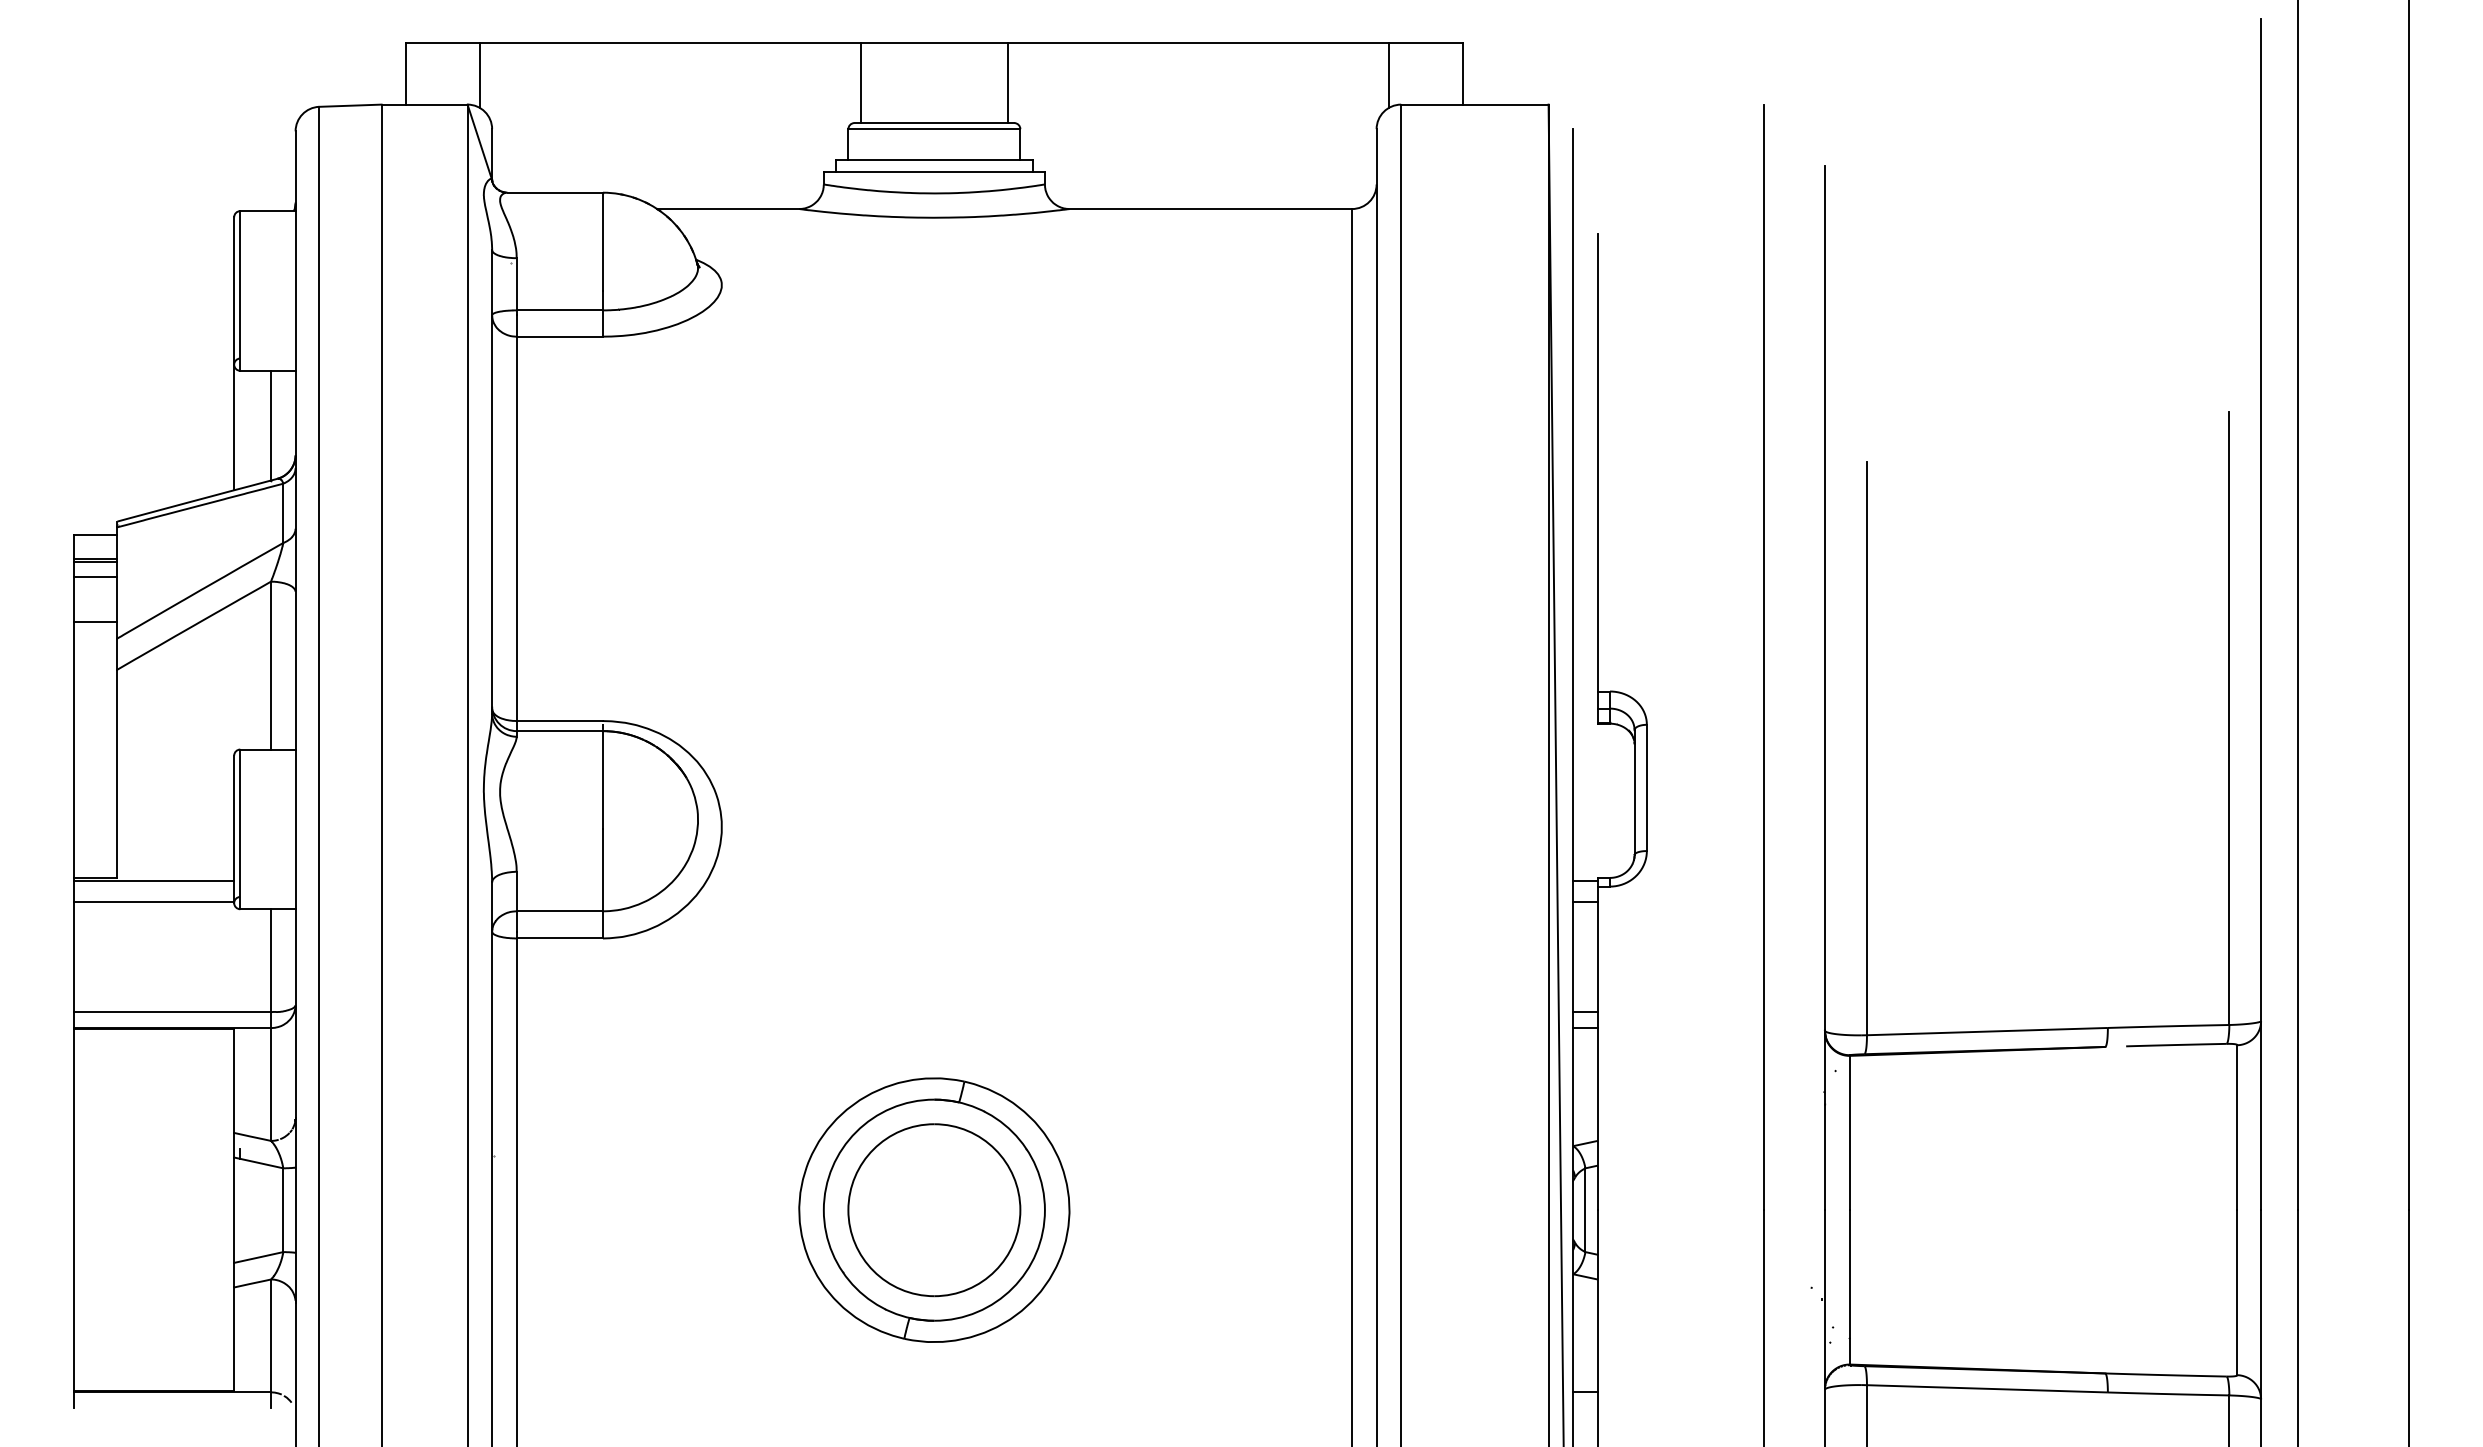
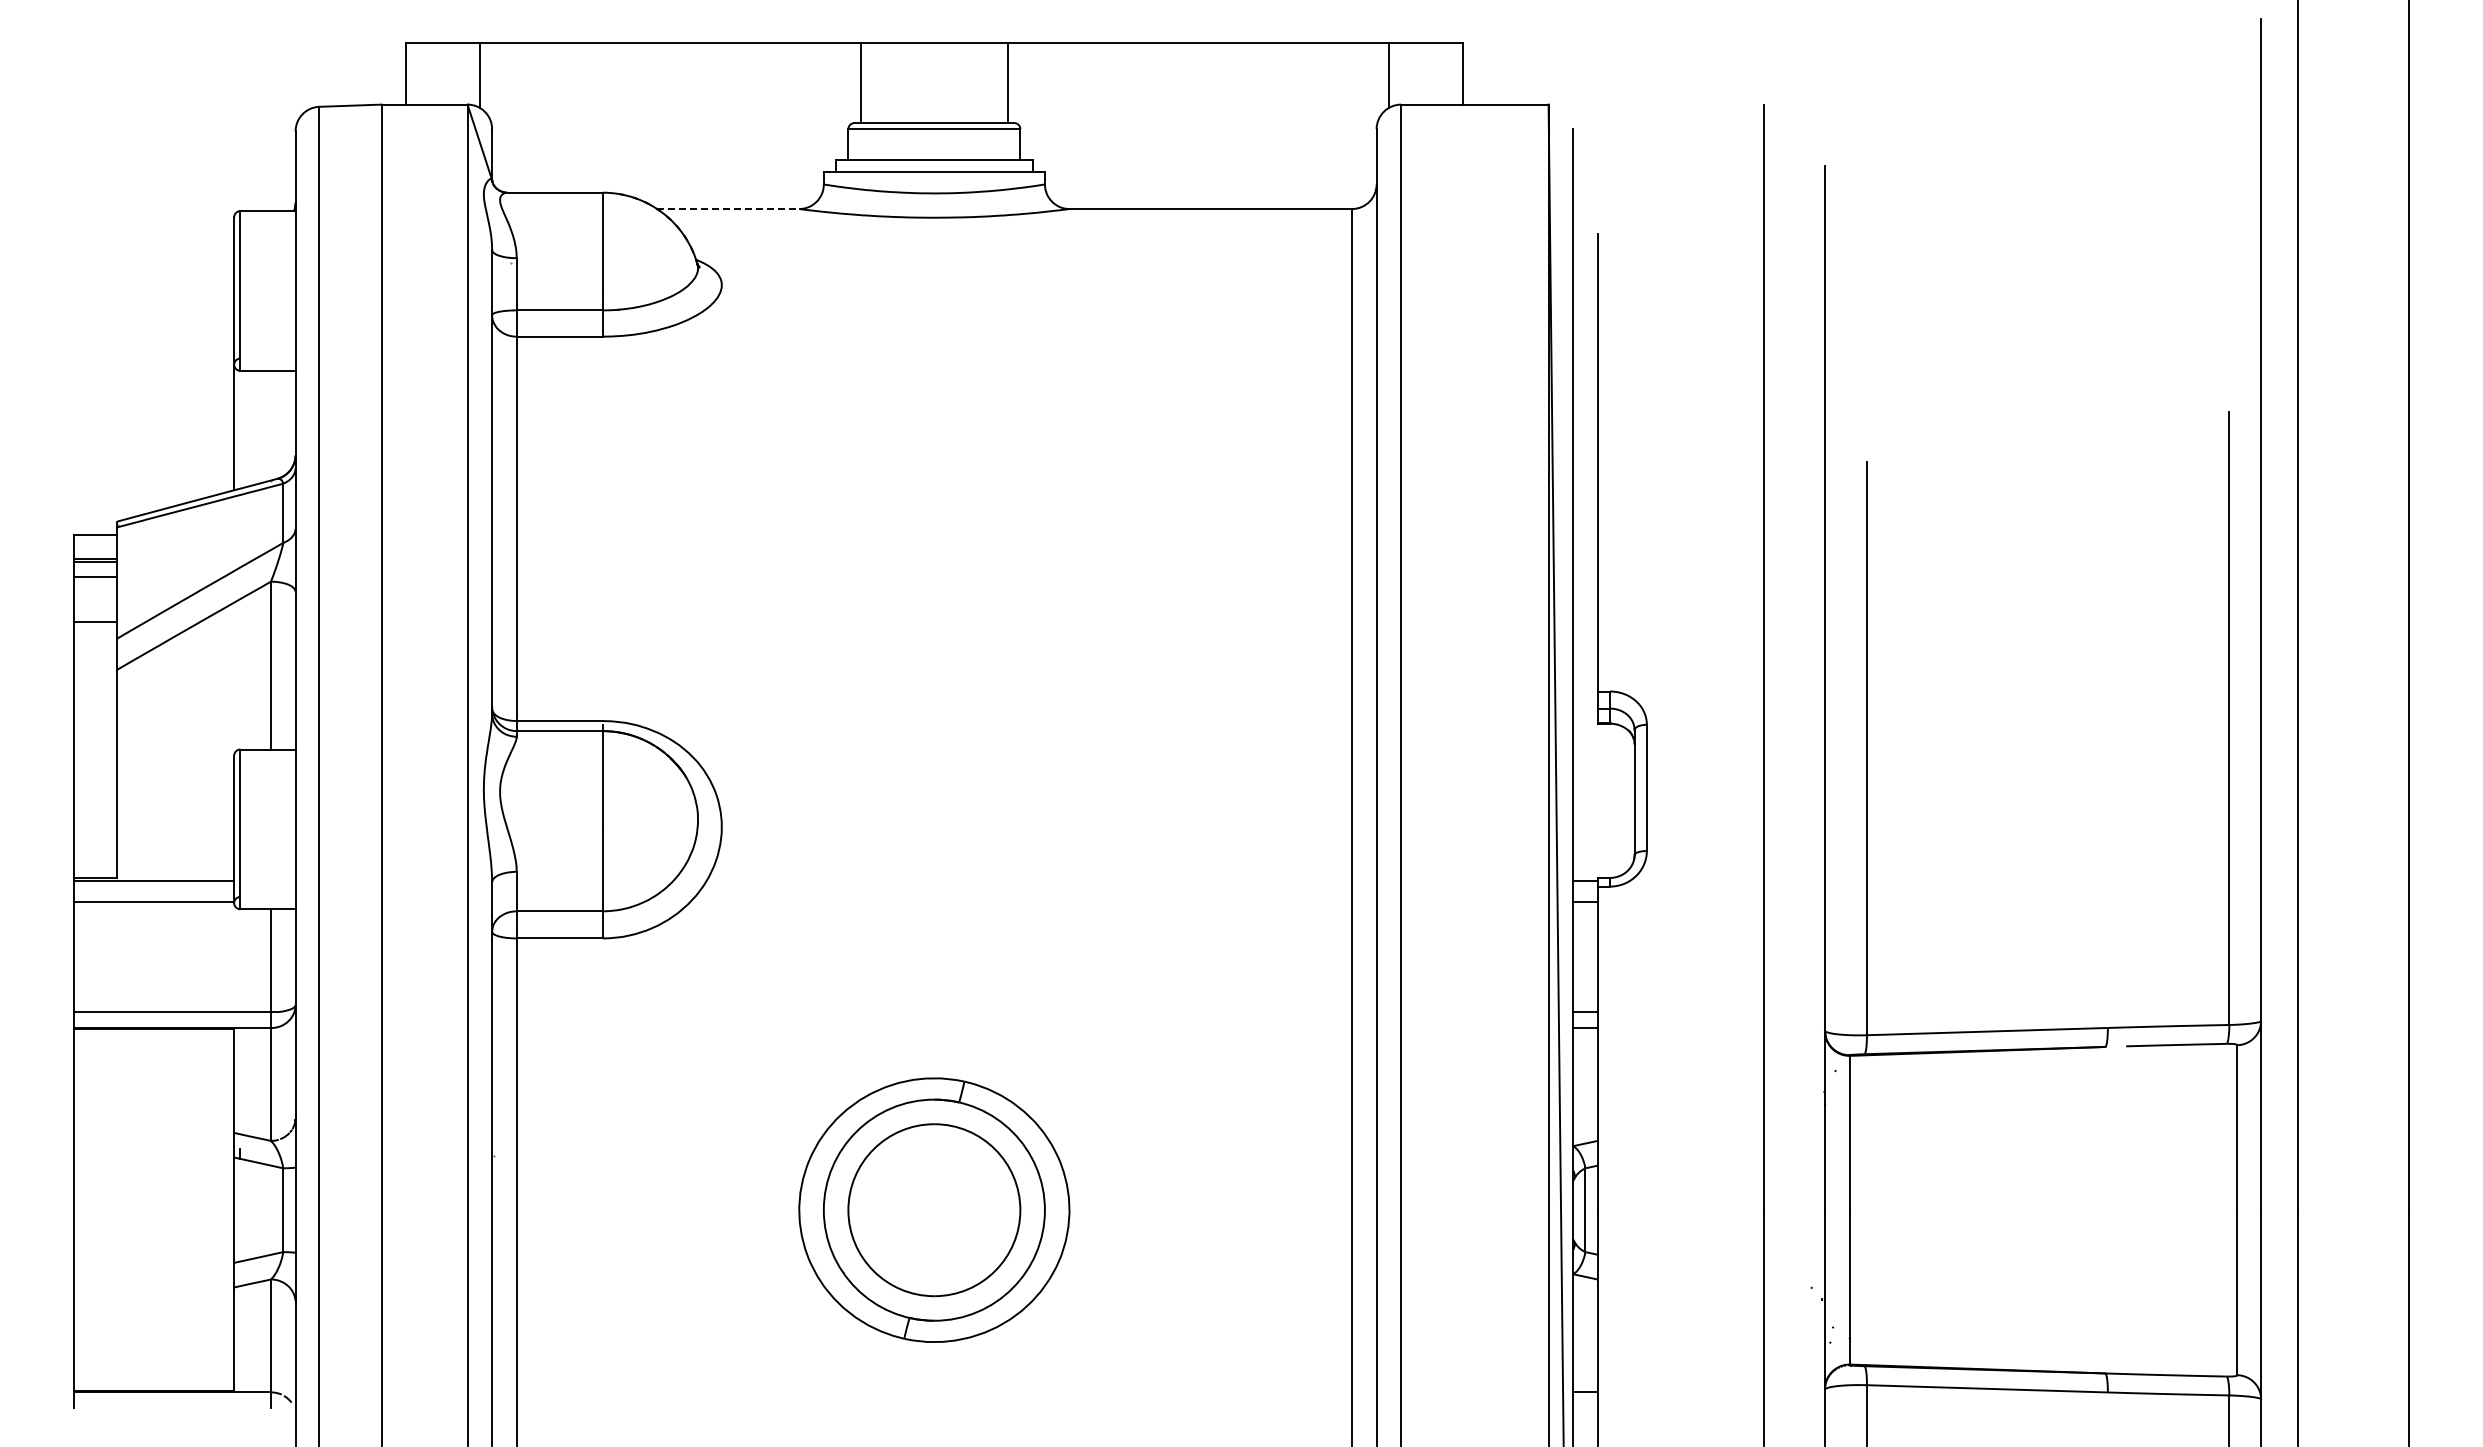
line: solid -> dashed (728, 209)
line: present -> none (271, 425)
